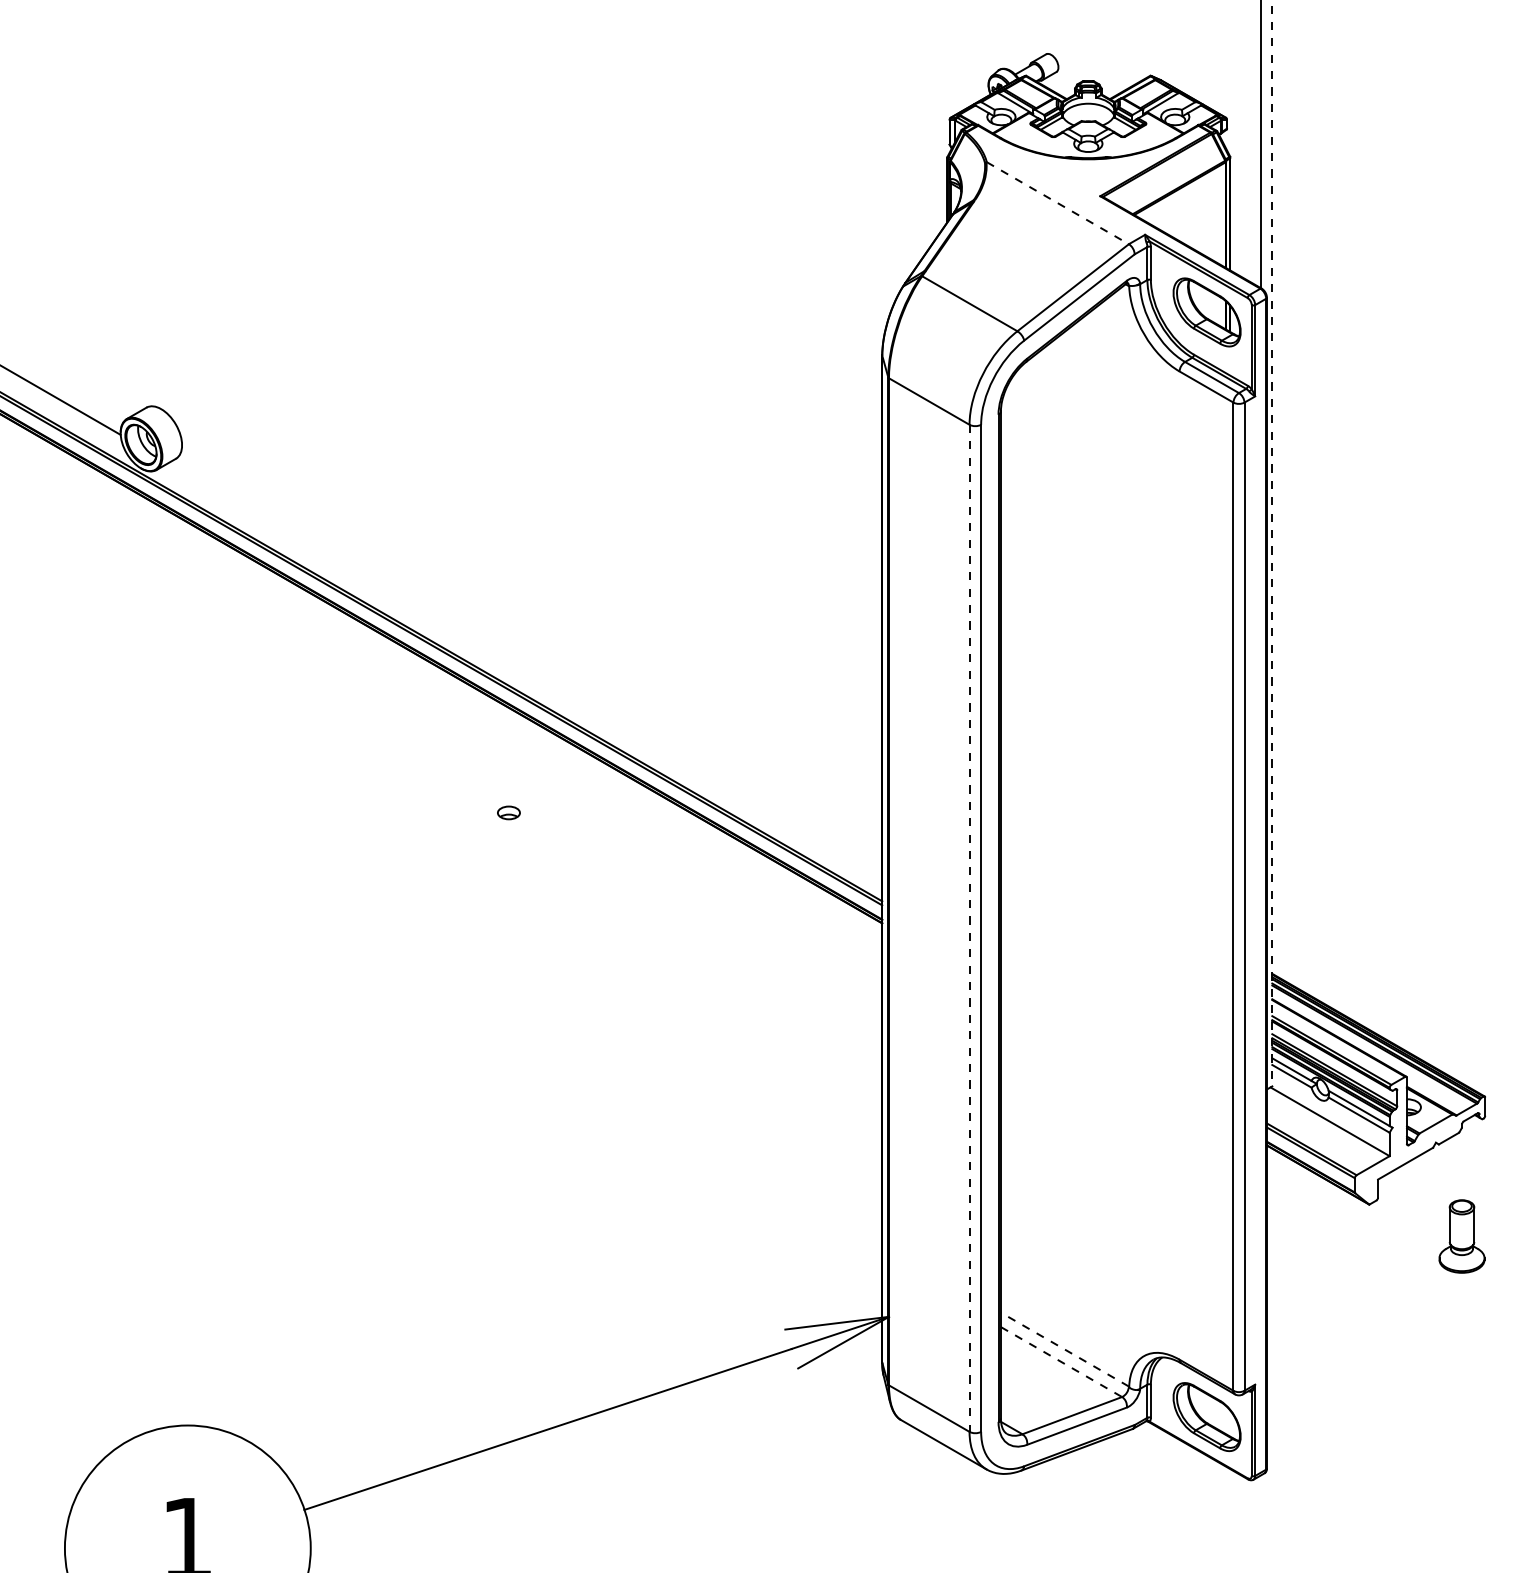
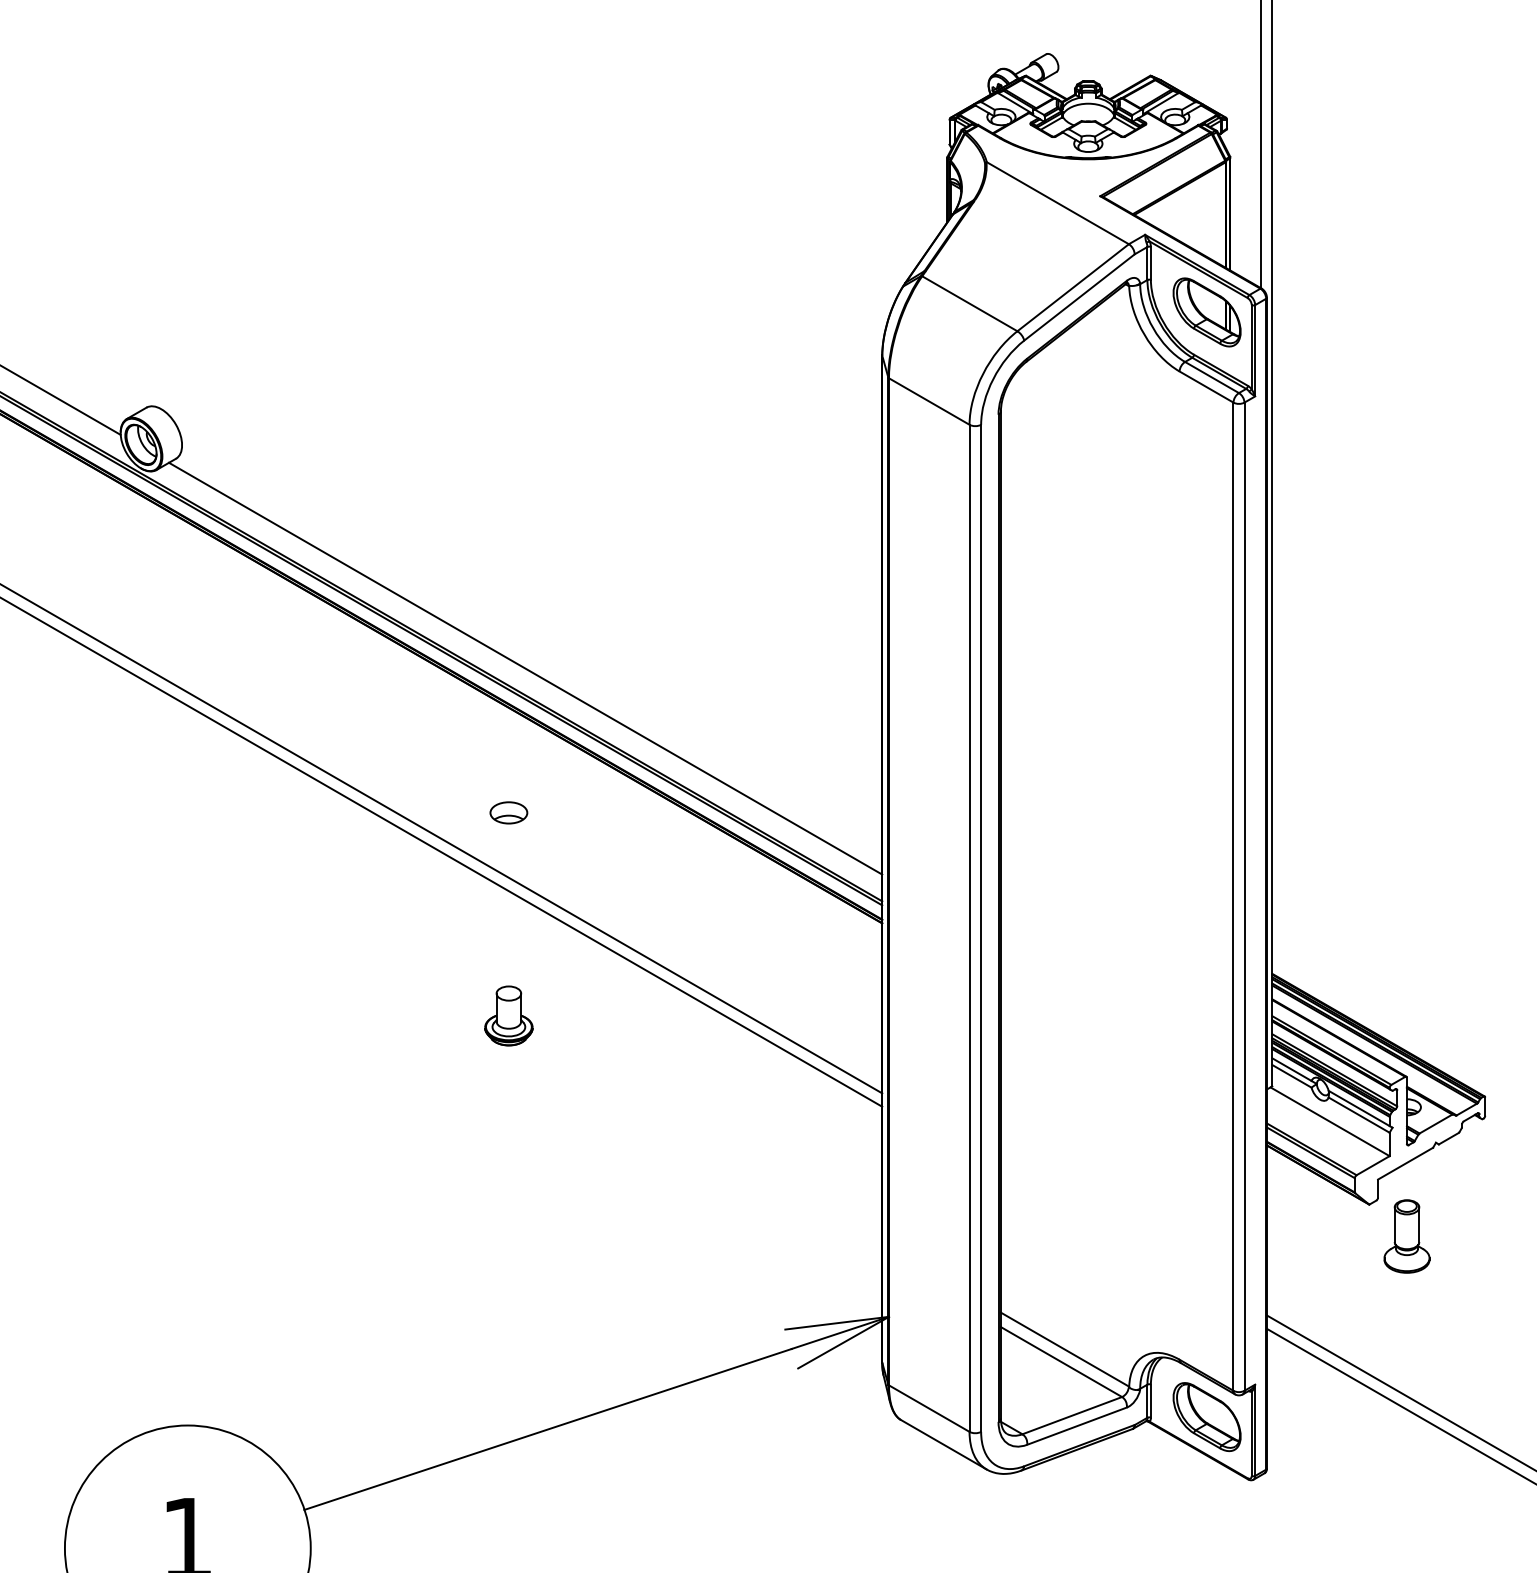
line: dashed -> solid (1058, 203)
line: dashed -> solid (1272, 543)
line: none -> present (525, 668)
part size: 24x16 px -> 40x24 px (508, 812)
line: none -> present (442, 839)
line: none -> present (442, 852)
line: dashed -> solid (969, 928)
part: none -> present (508, 1015)
part position: (1461, 1236) -> (1406, 1236) (1406, 1236)
line: dashed -> solid (1064, 1349)
line: dashed -> solid (1061, 1362)
line: none -> present (1399, 1392)
line: none -> present (1399, 1405)
